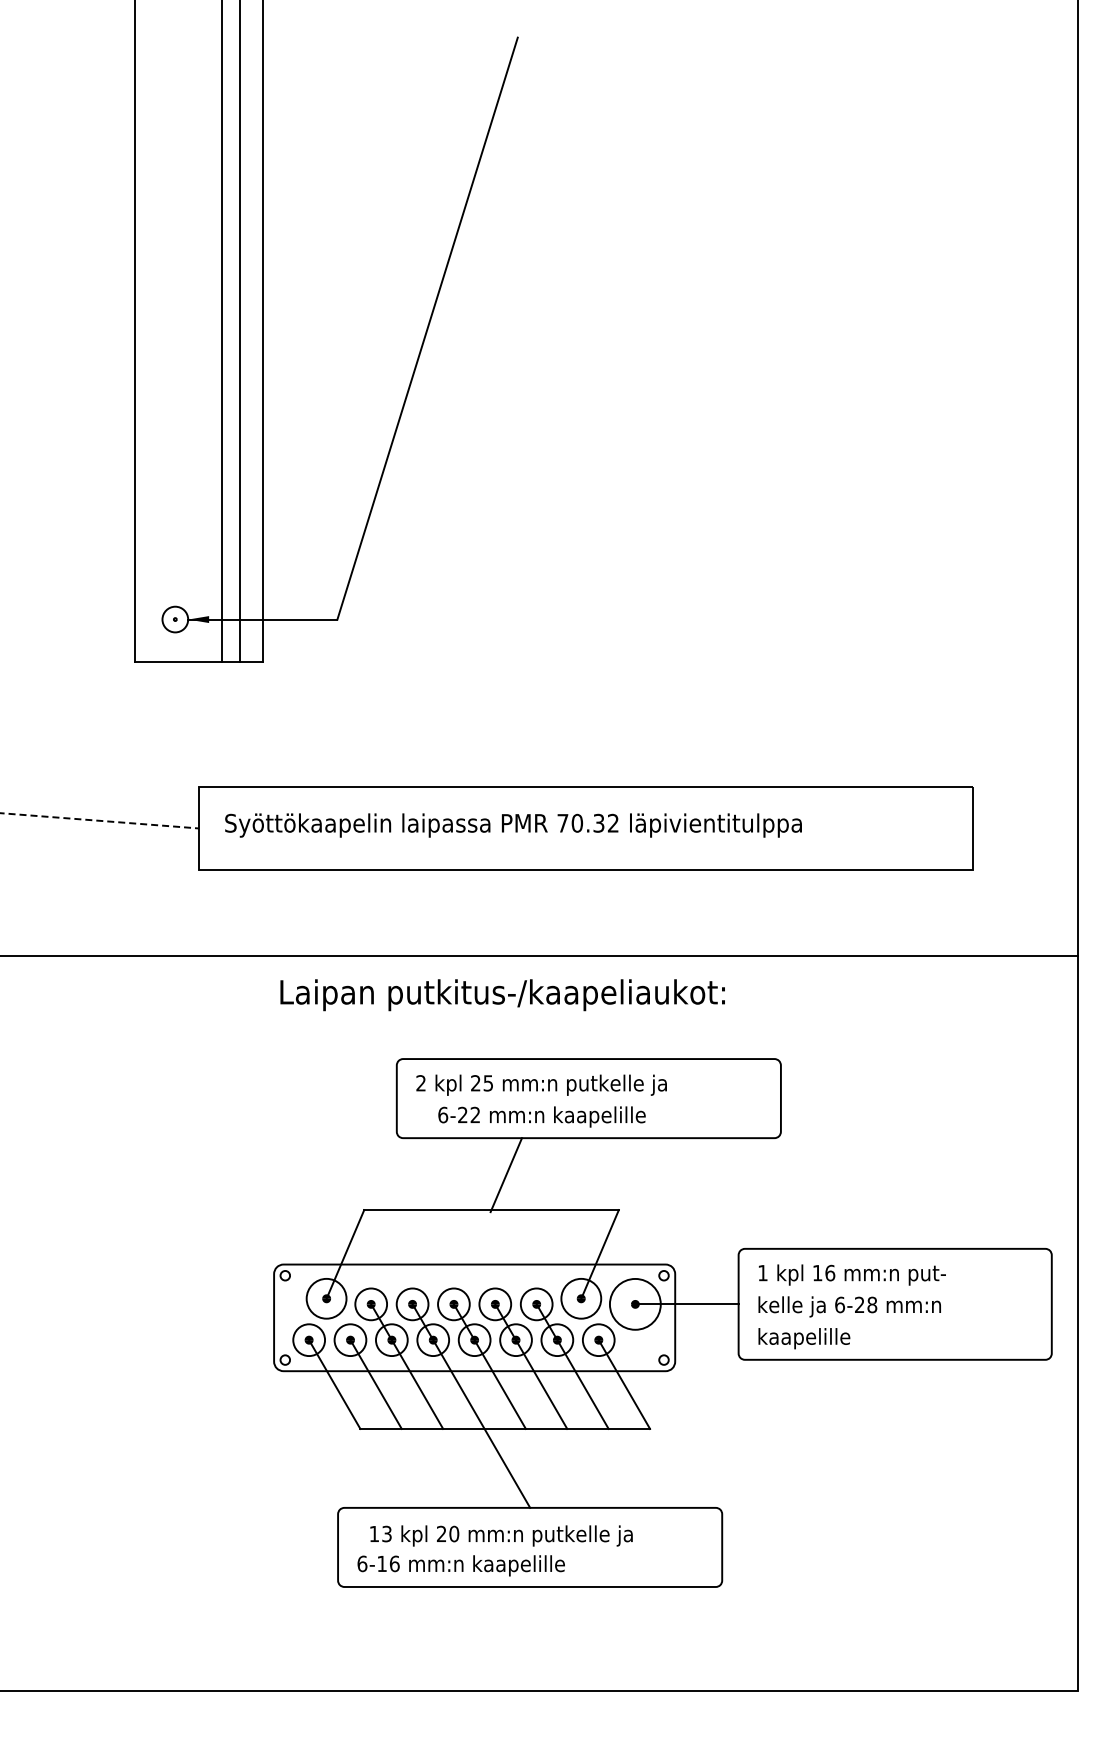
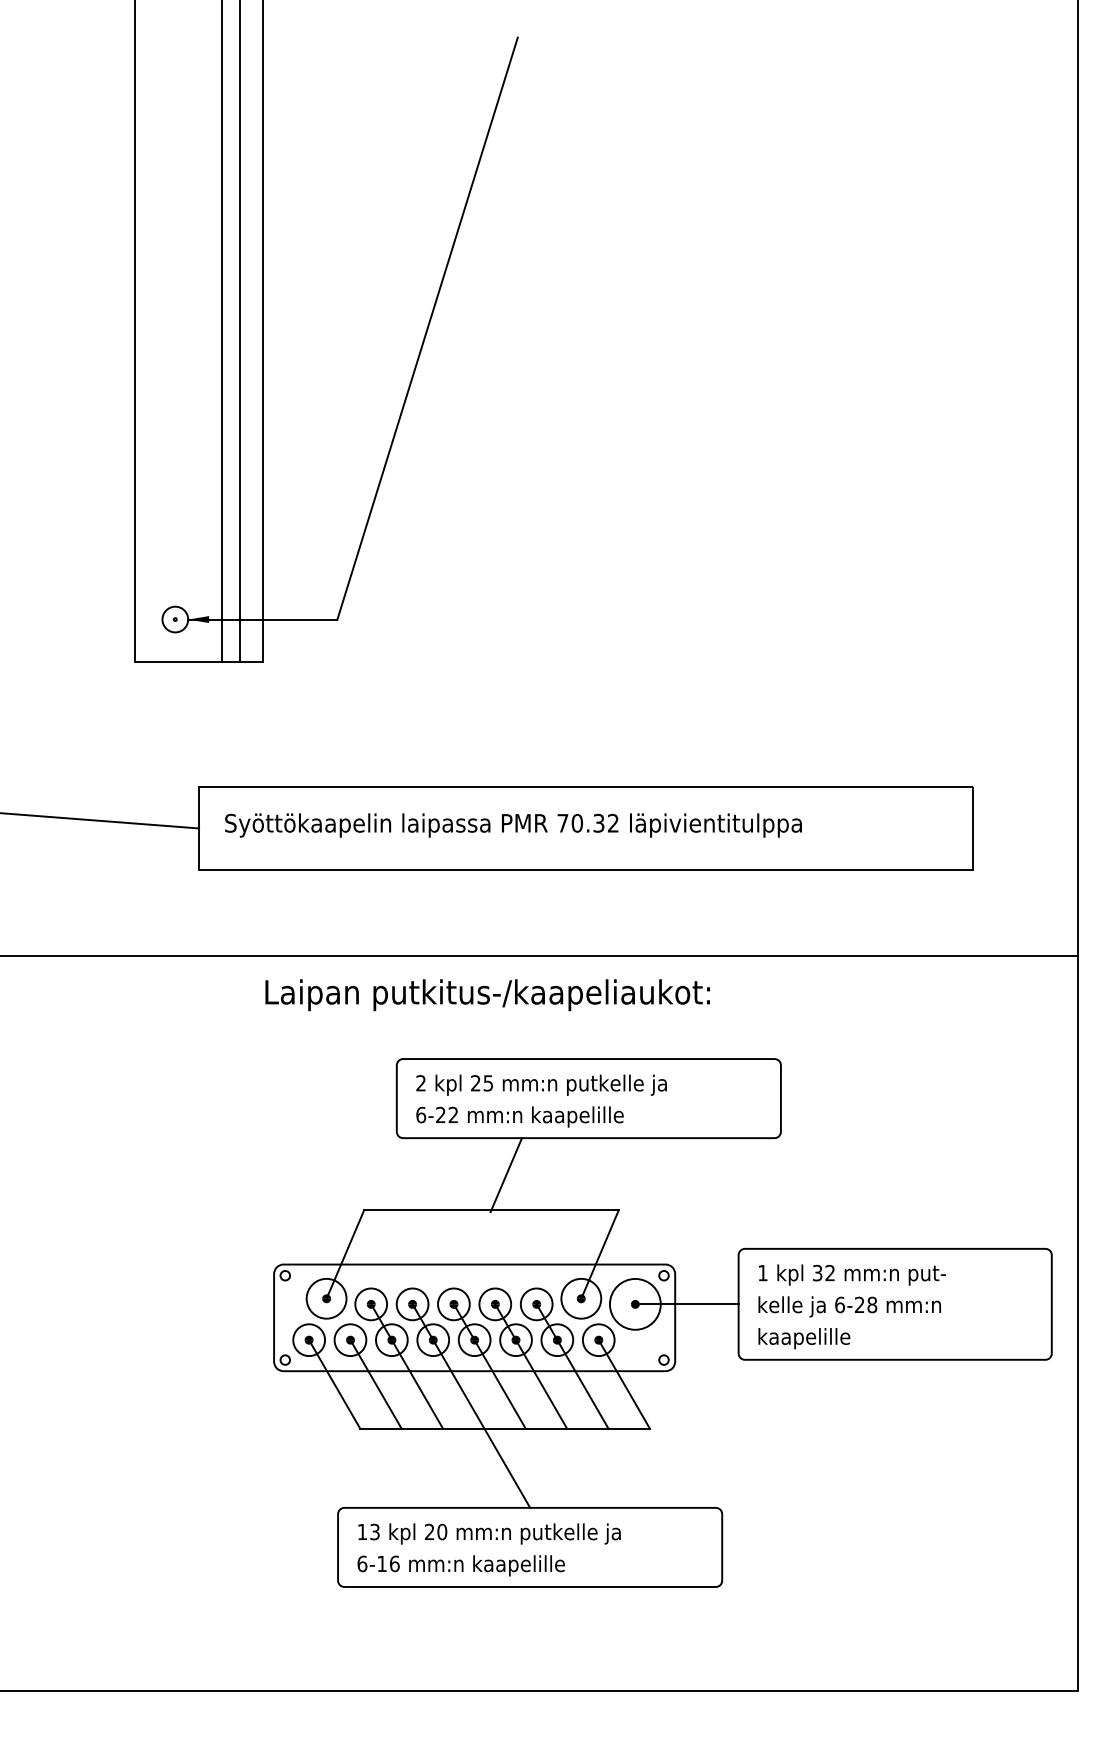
line: dashed -> solid (99, 820)
text position: (502, 995) -> (487, 995) (487, 995)
text position: (541, 1116) -> (519, 1116) (519, 1116)
text: 16 -> 32 (824, 1272)
text position: (501, 1535) -> (489, 1533) (489, 1533)
